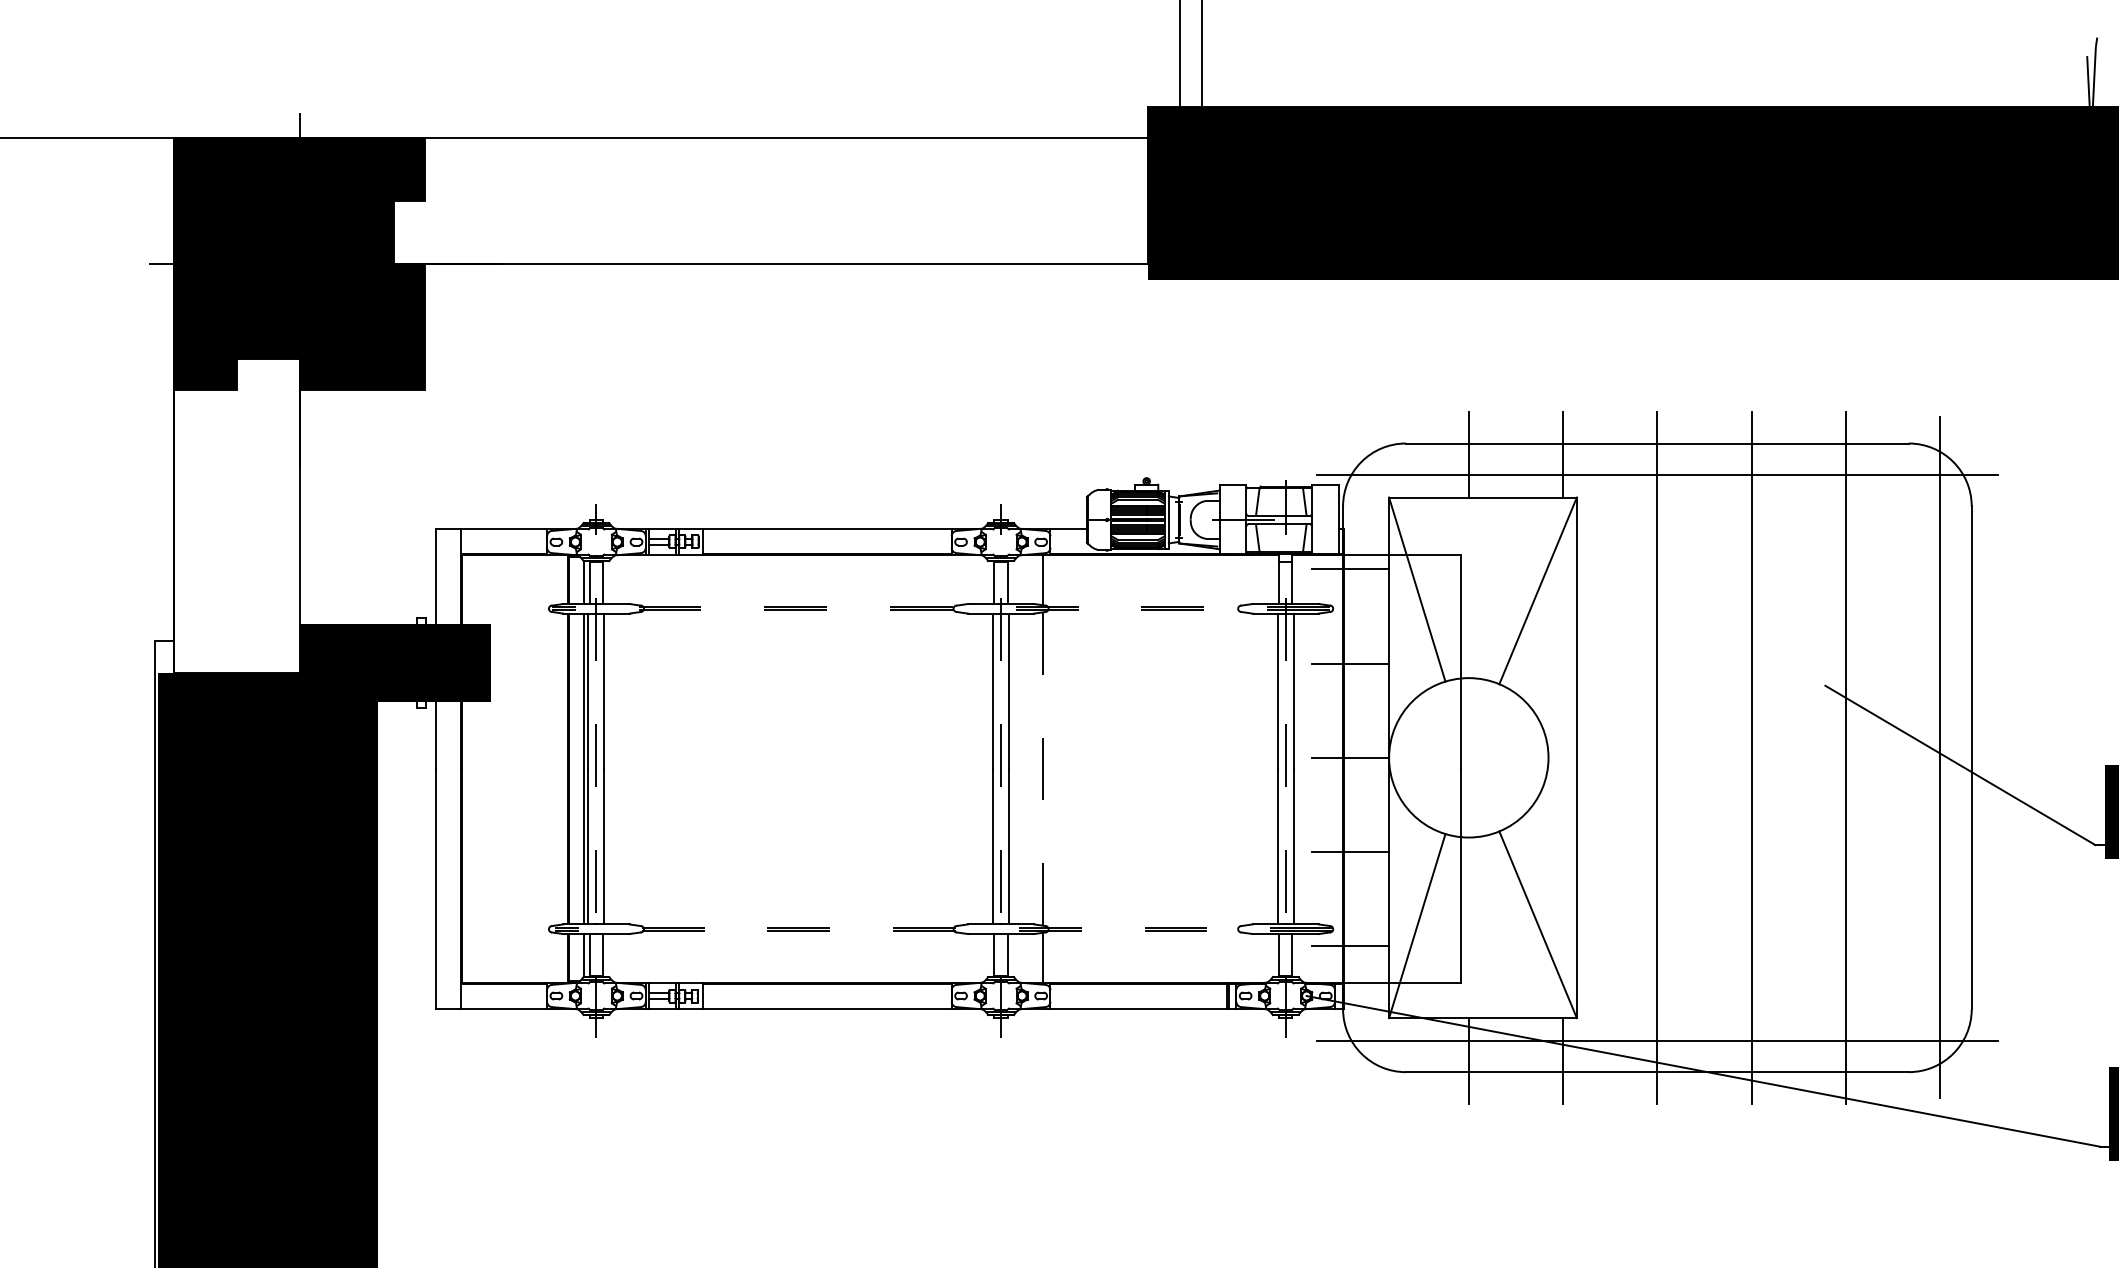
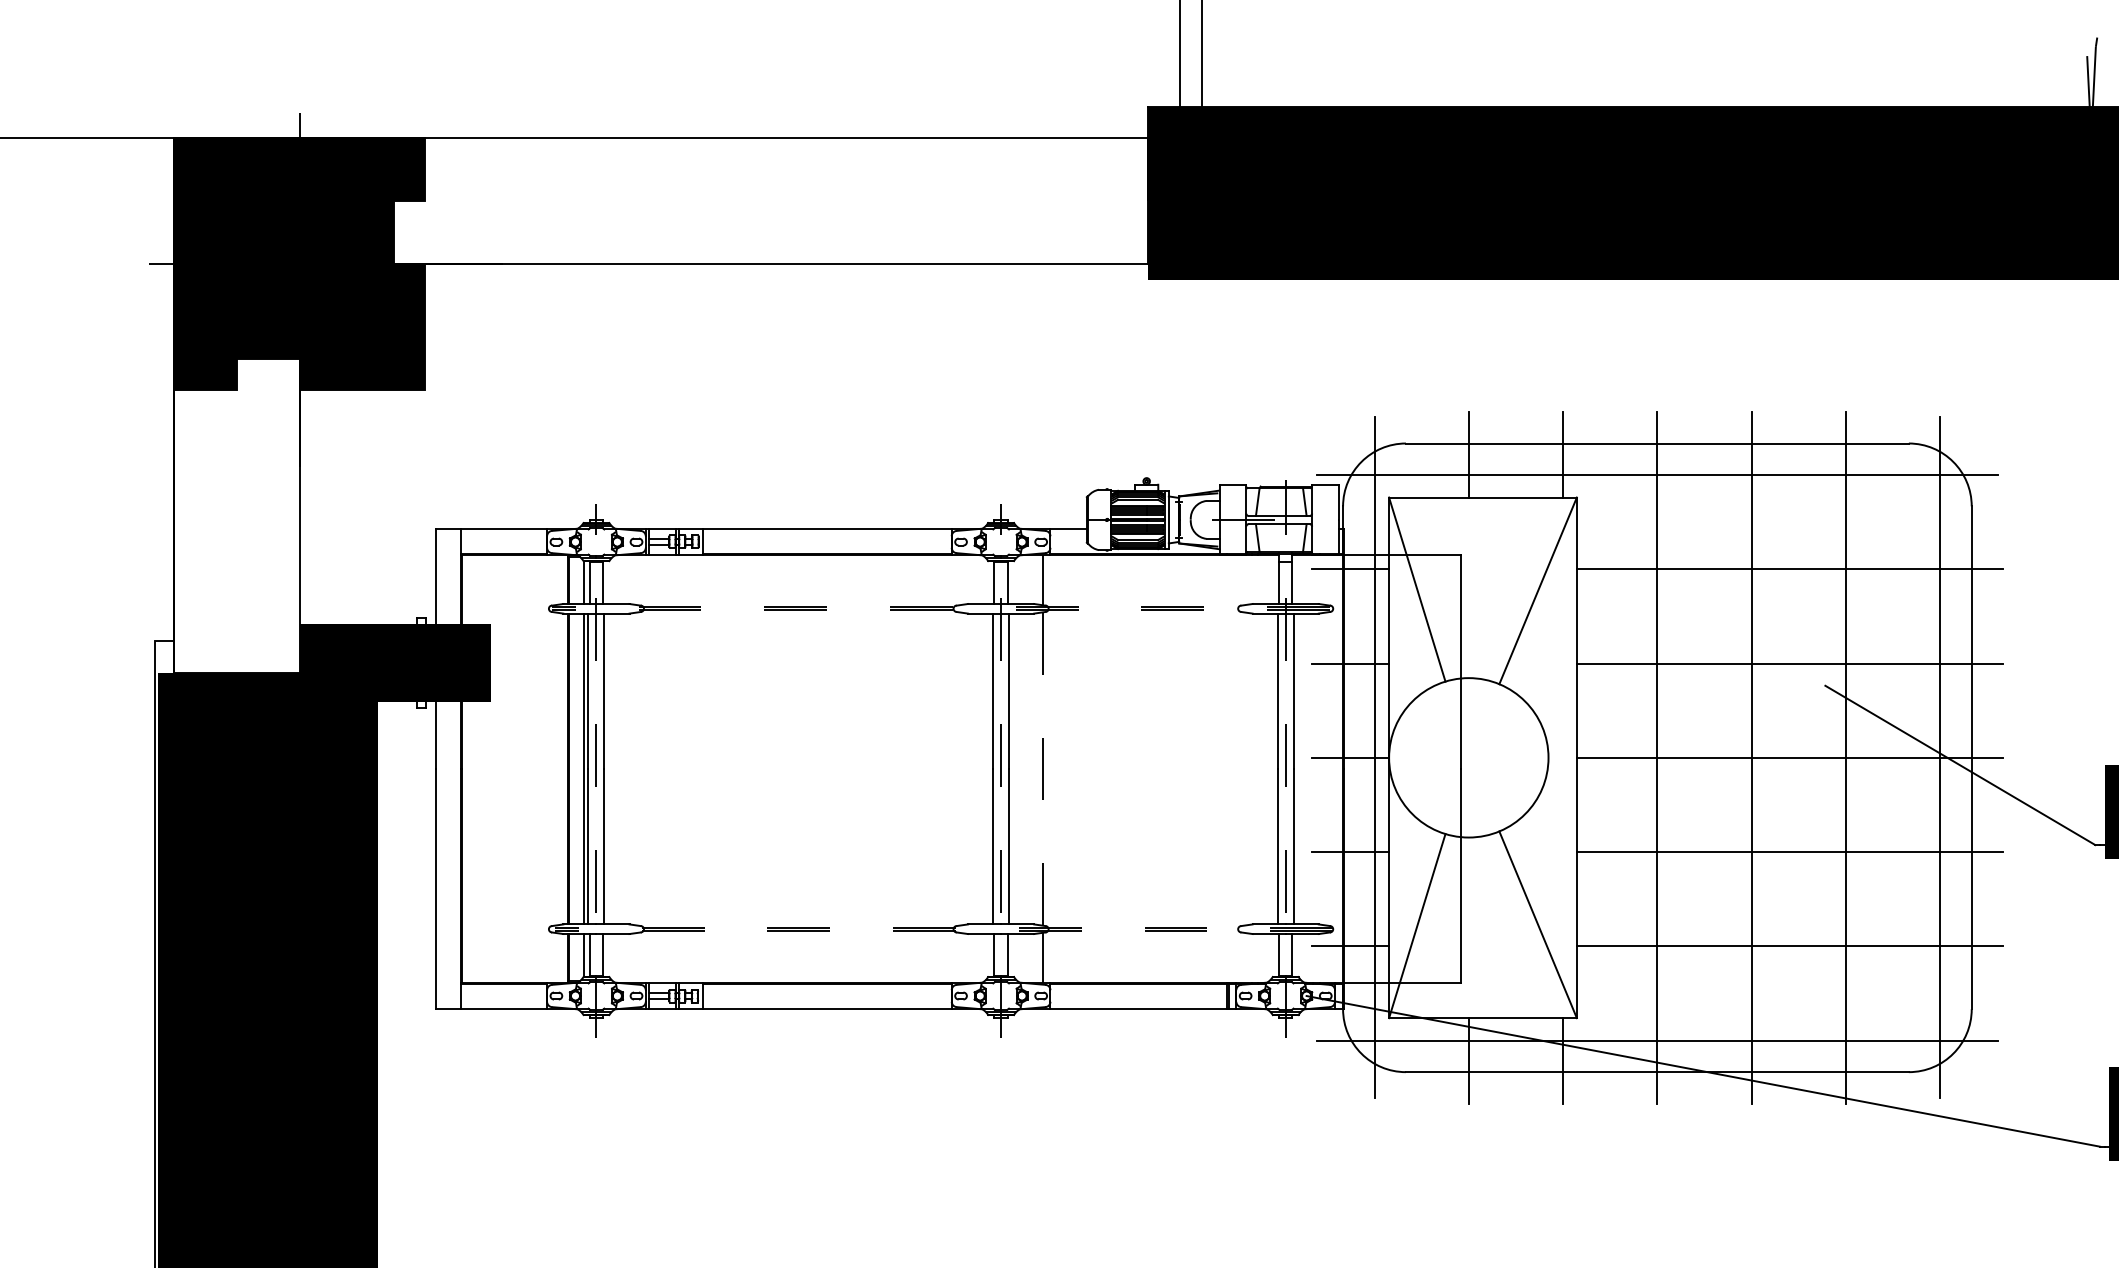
line: none -> present (1789, 569)
line: none -> present (1789, 663)
line: none -> present (1374, 757)
line: none -> present (1789, 757)
line: none -> present (1789, 852)
line: none -> present (1789, 946)
